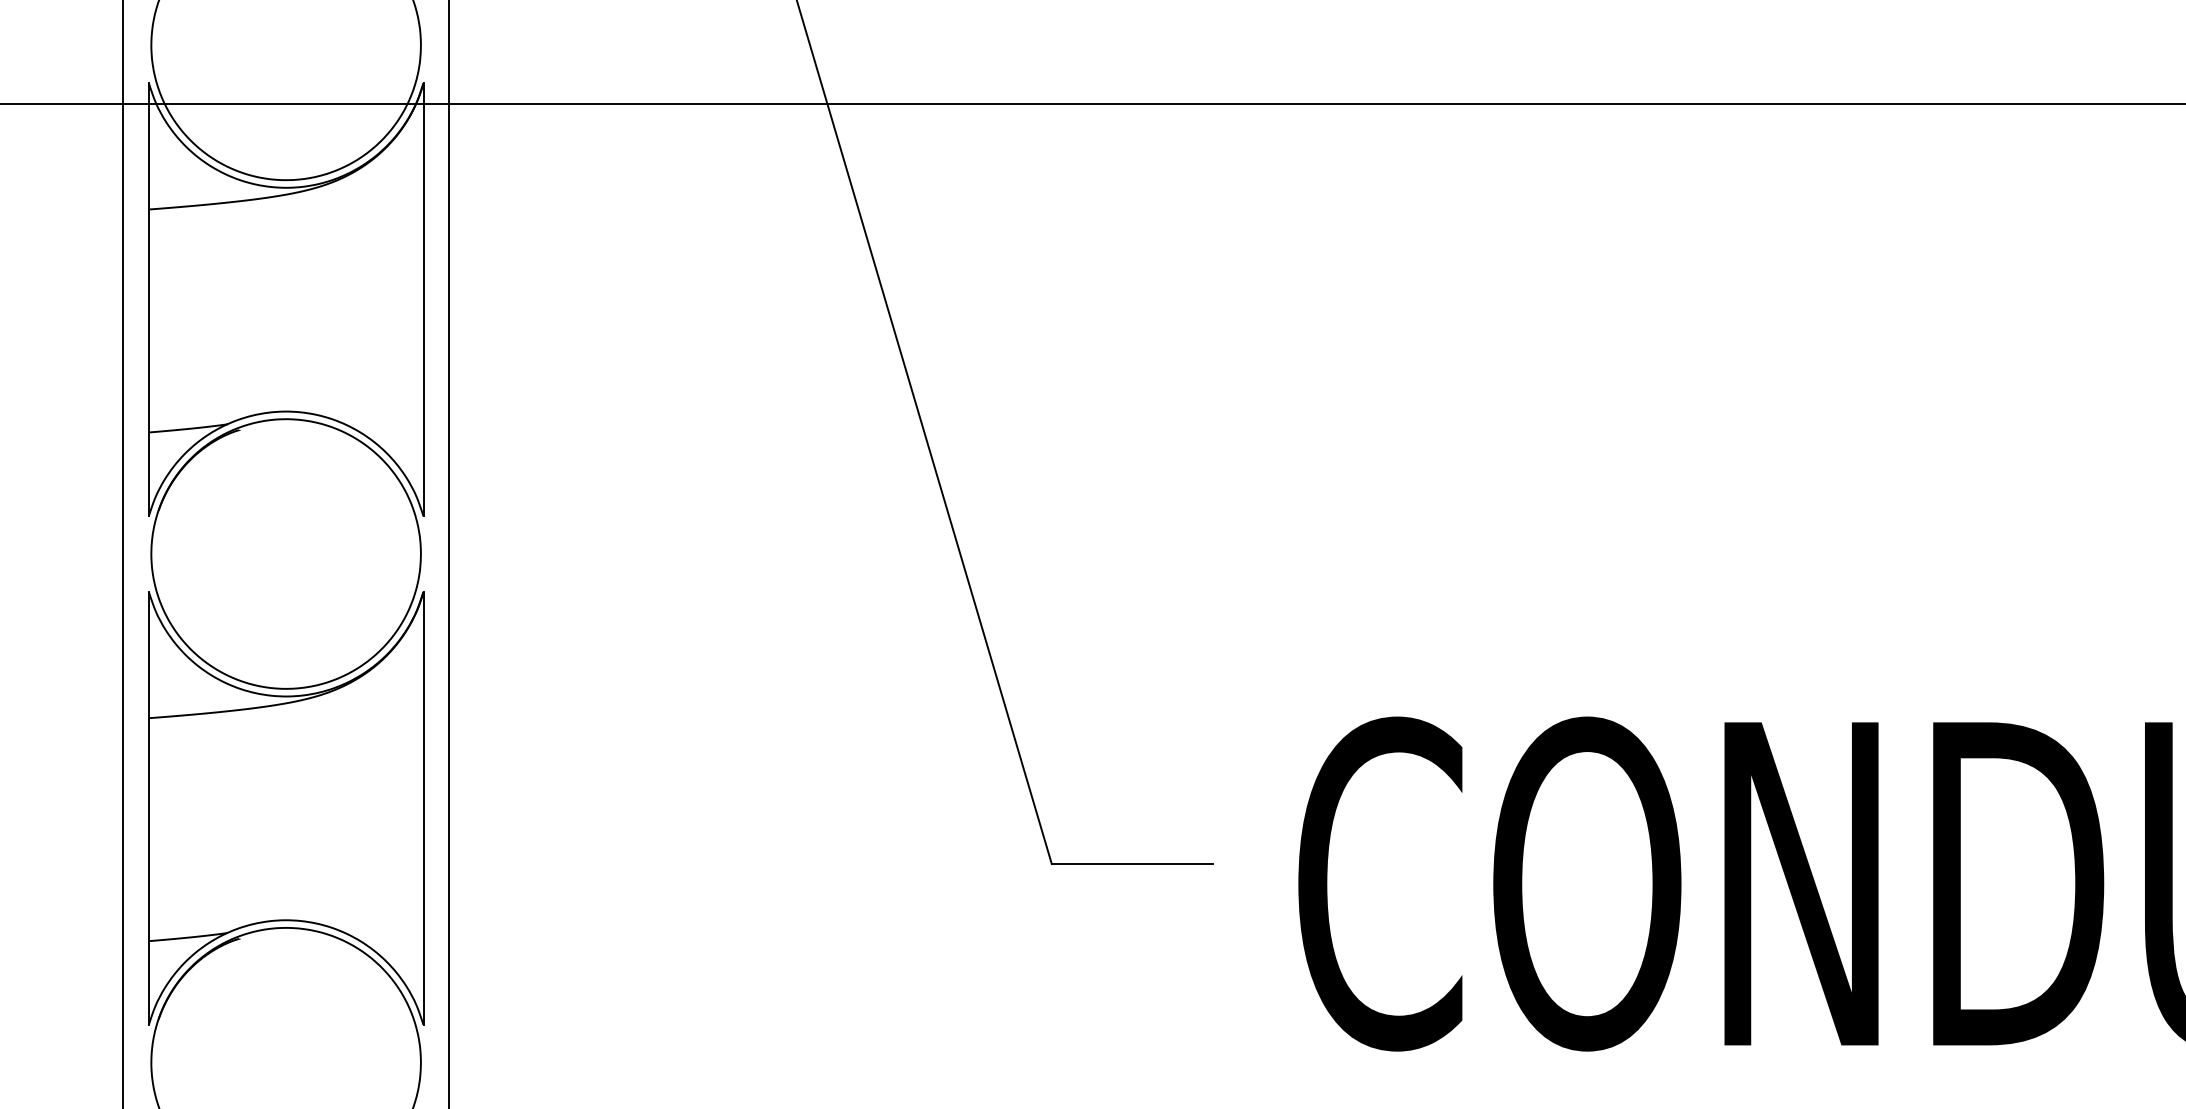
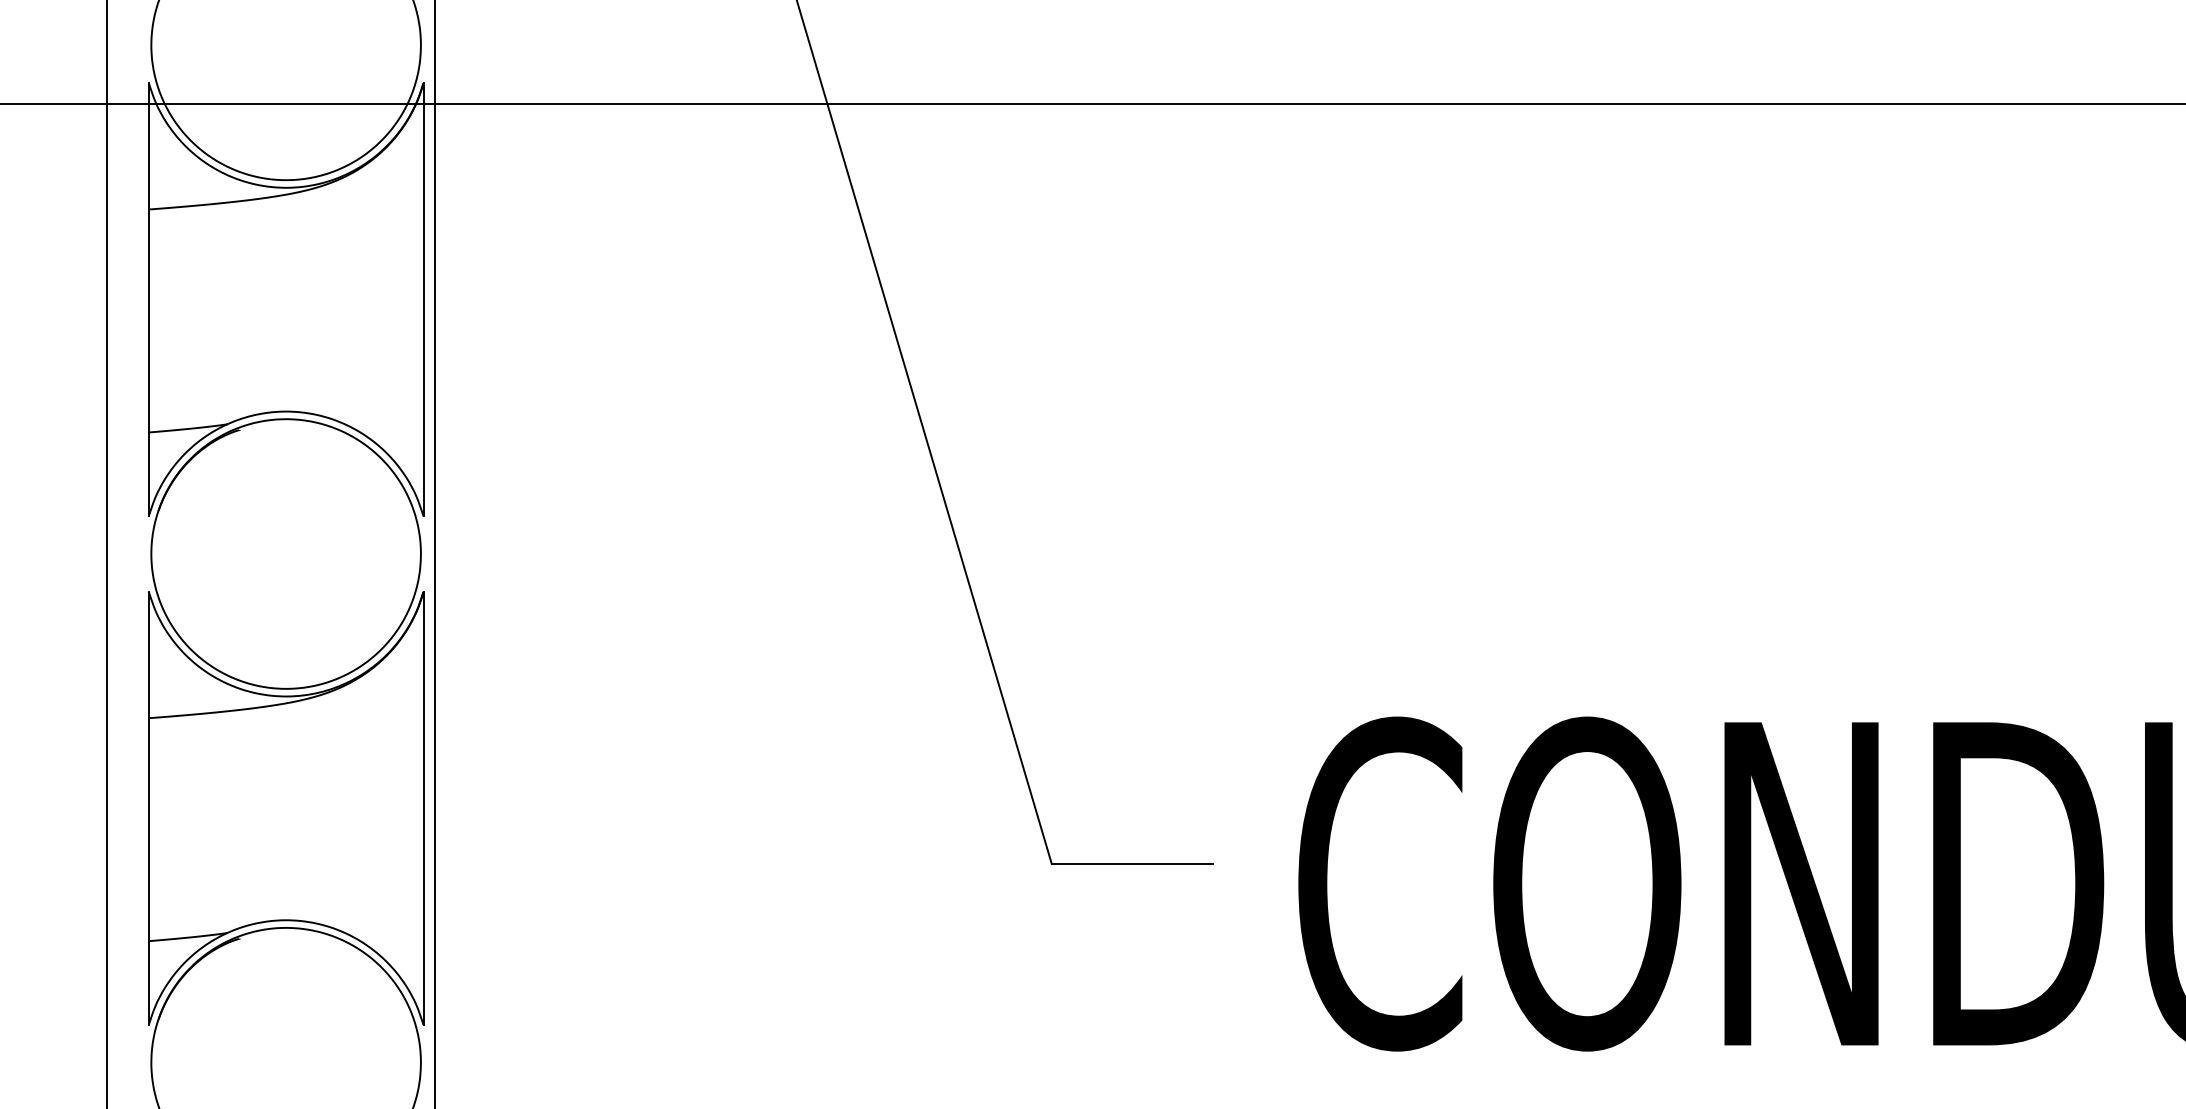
line position: (123, 553) -> (107, 553) (107, 553)
line position: (448, 553) -> (434, 553) (434, 553)
